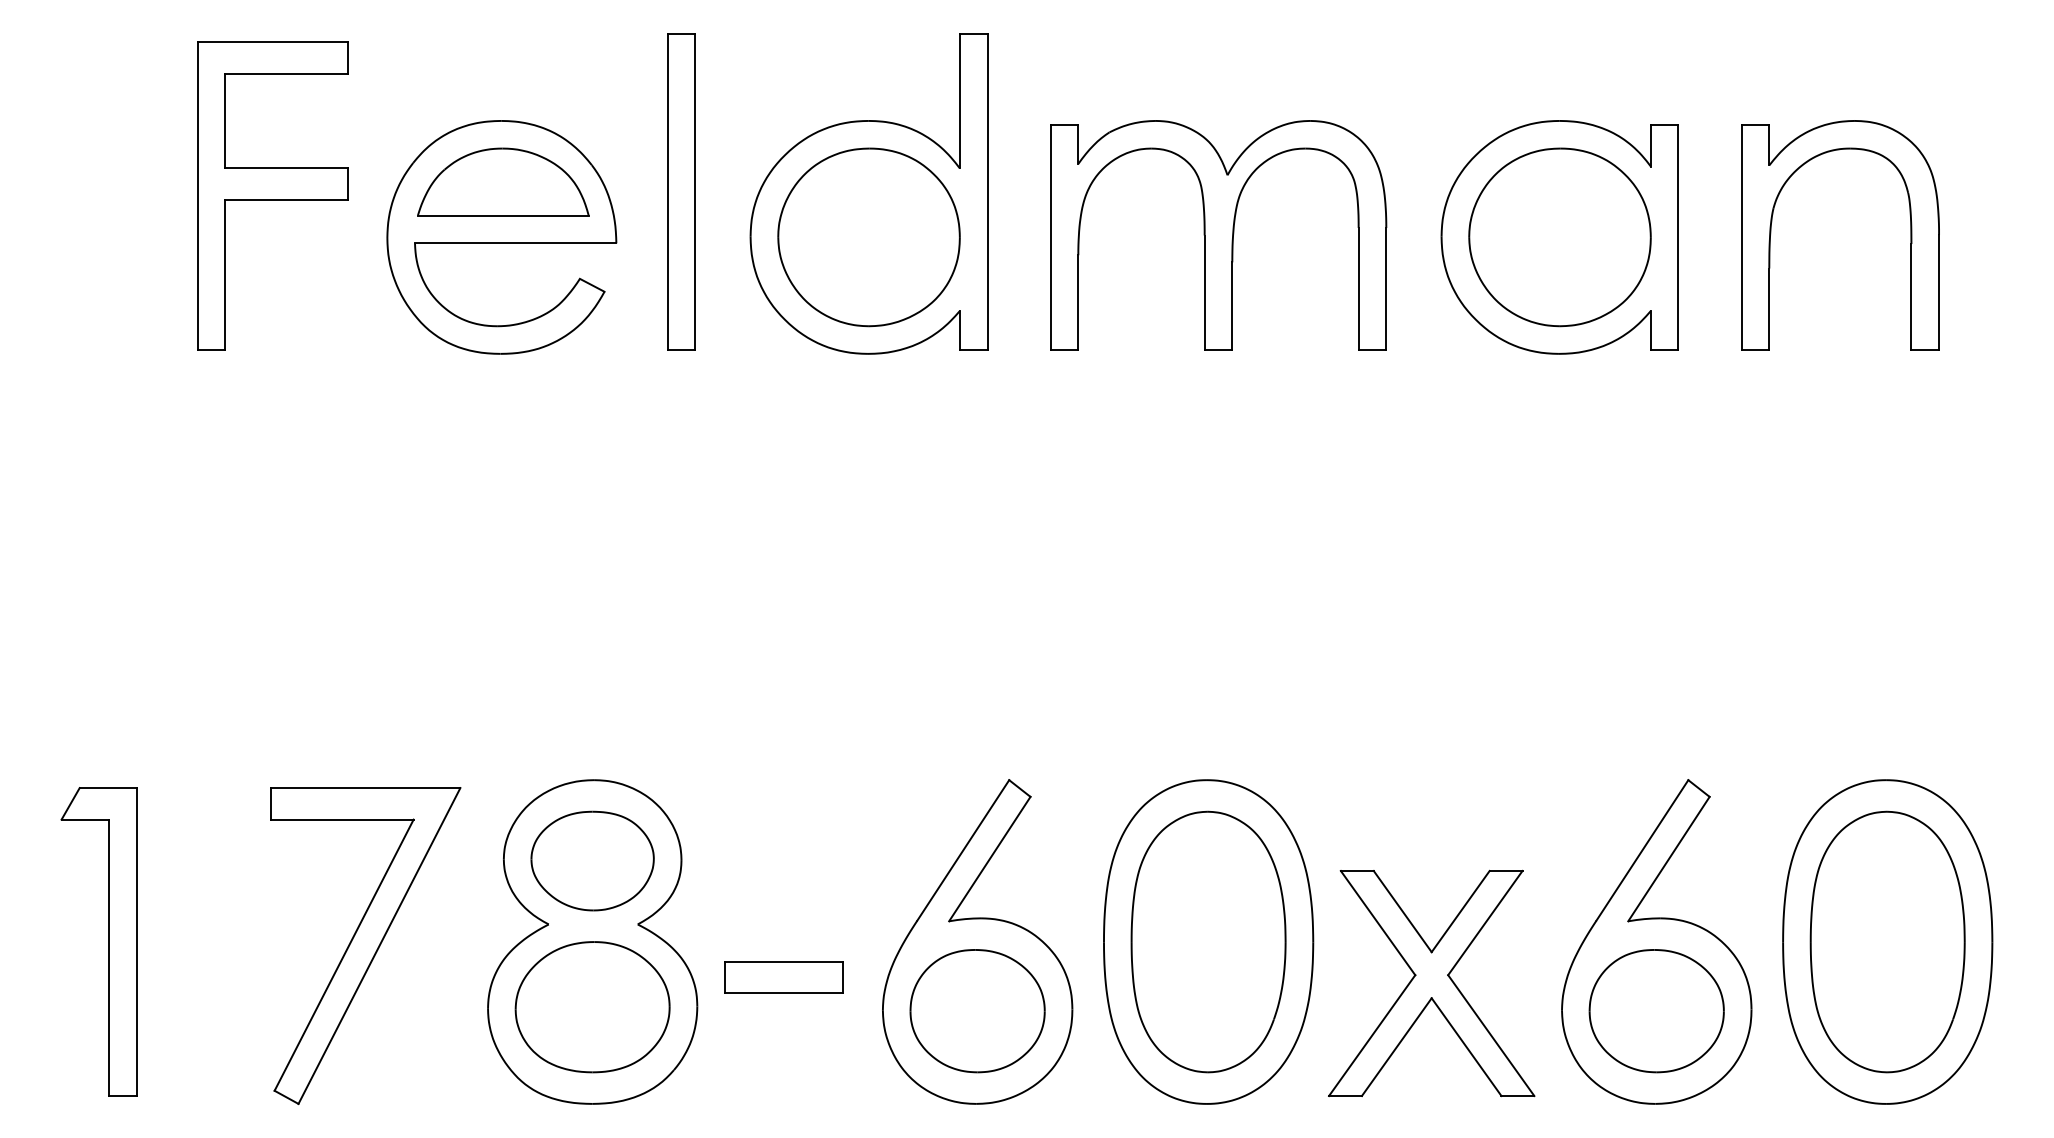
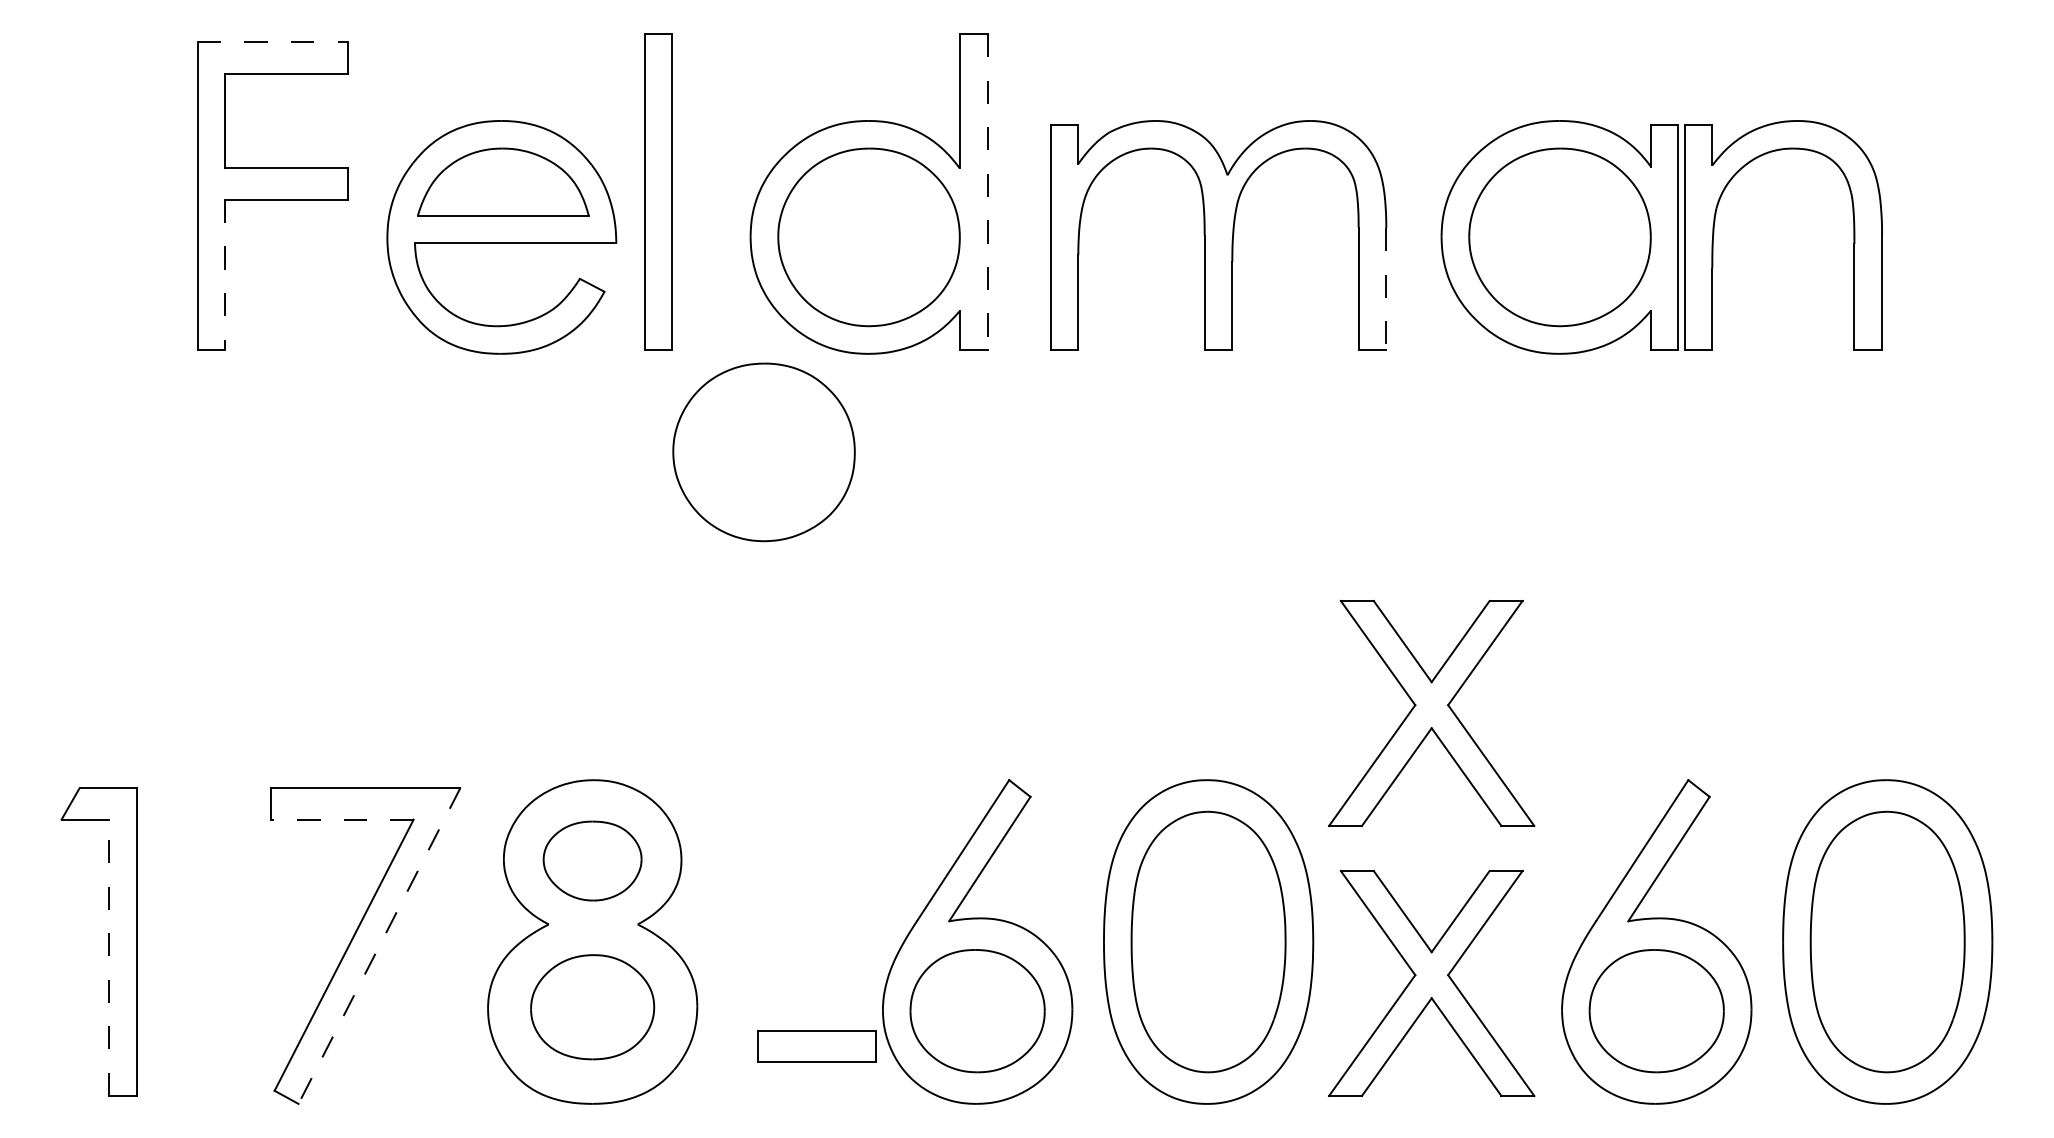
line: solid -> dashed (273, 41)
part position: (681, 191) -> (658, 191) (658, 191)
line: solid -> dashed (987, 192)
part position: (1771, 234) -> (1714, 234) (1714, 234)
line: solid -> dashed (225, 275)
line: solid -> dashed (1386, 288)
part: none -> present (763, 452)
part: none -> present (1431, 713)
line: solid -> dashed (341, 819)
part size: 125x102 px -> 101x82 px (592, 860)
line: solid -> dashed (379, 946)
line: solid -> dashed (109, 957)
part position: (783, 977) -> (816, 1046) (816, 1046)
part size: 157x133 px -> 126x107 px (592, 1007)
